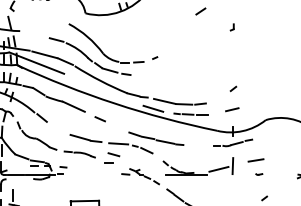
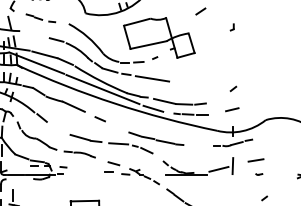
part: none -> present (40, 18)
part: none -> present (159, 37)
line: none -> present (152, 78)
line: none -> present (102, 89)
part position: (112, 157) -> (112, 166) (112, 166)
